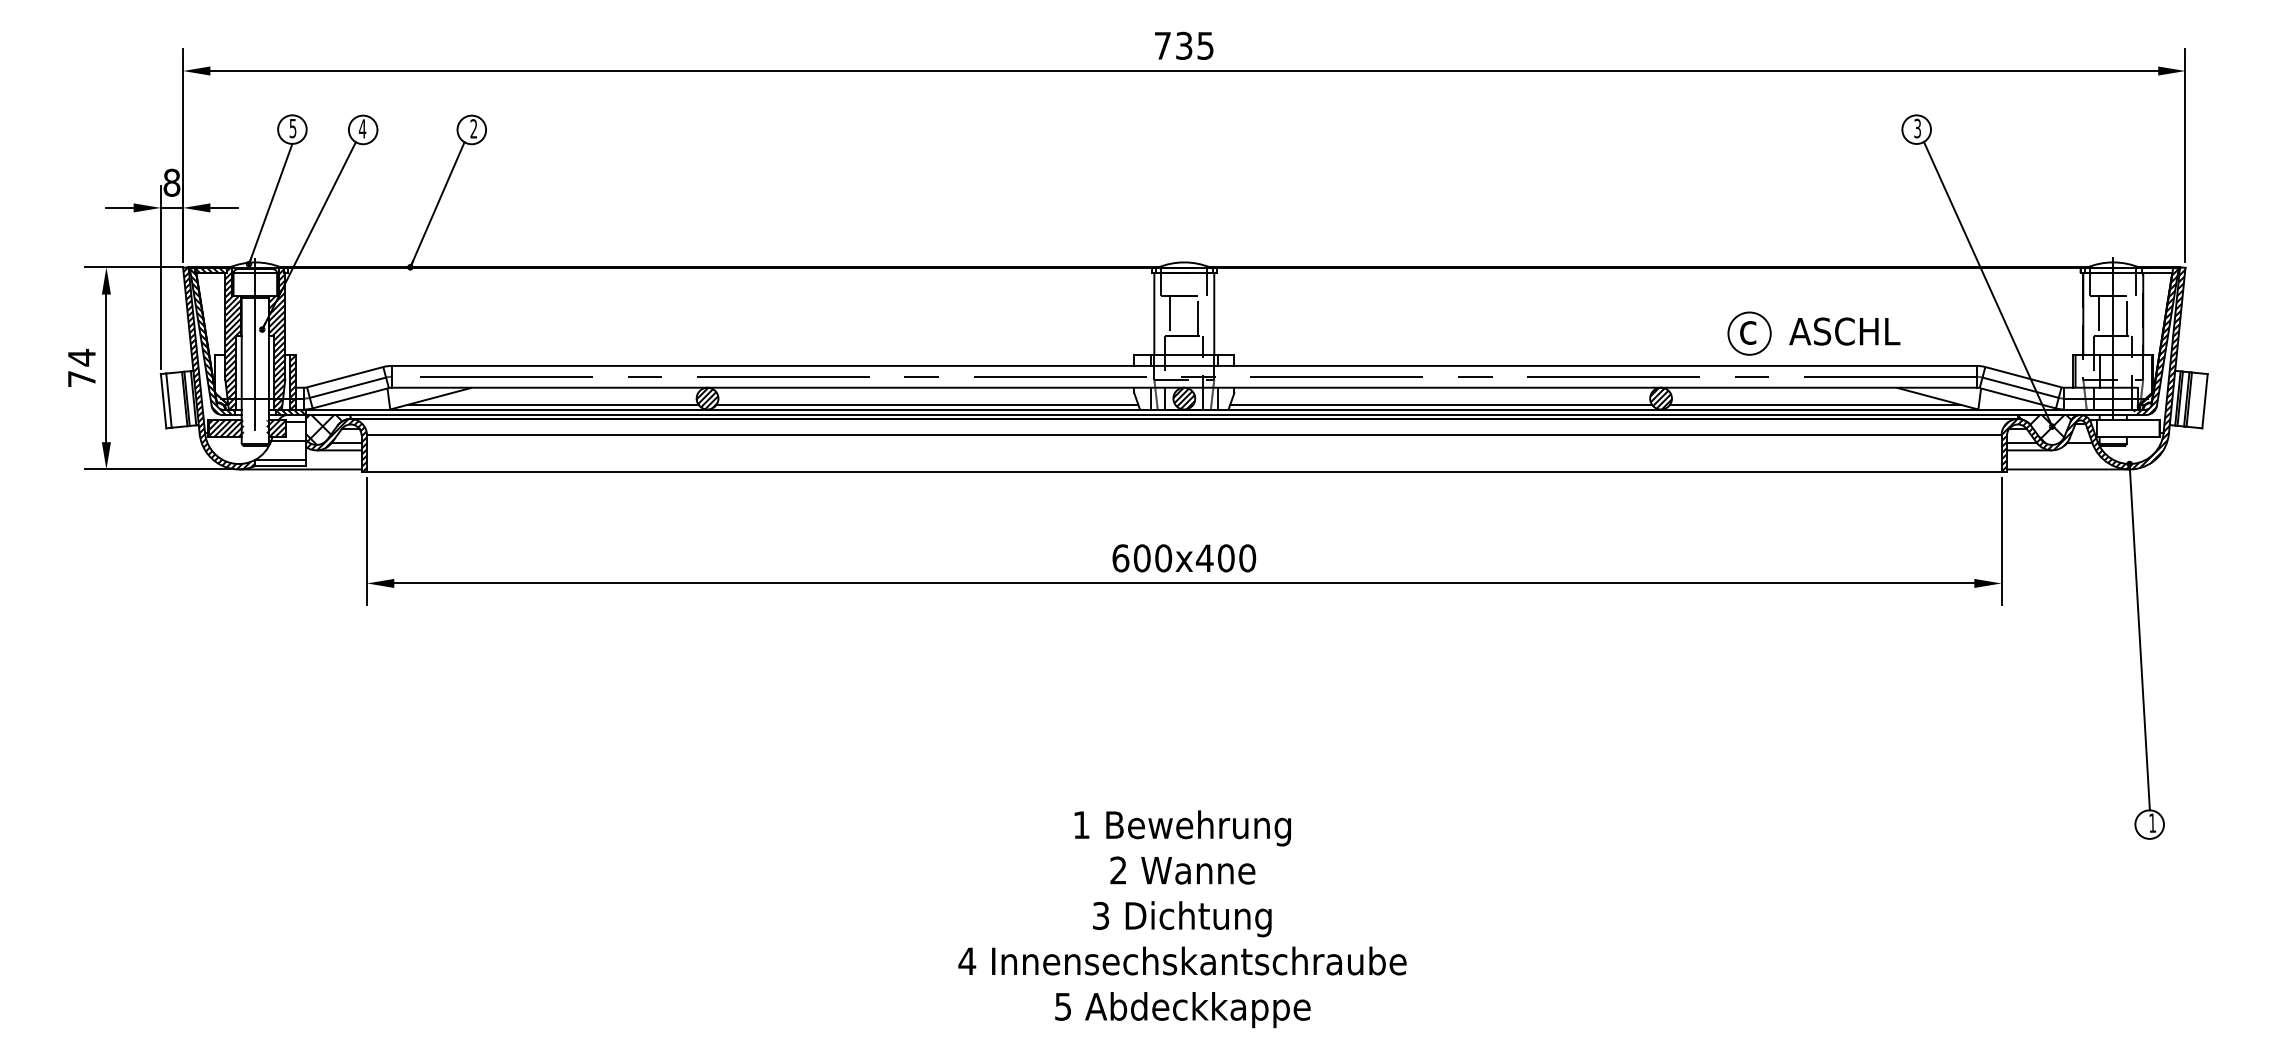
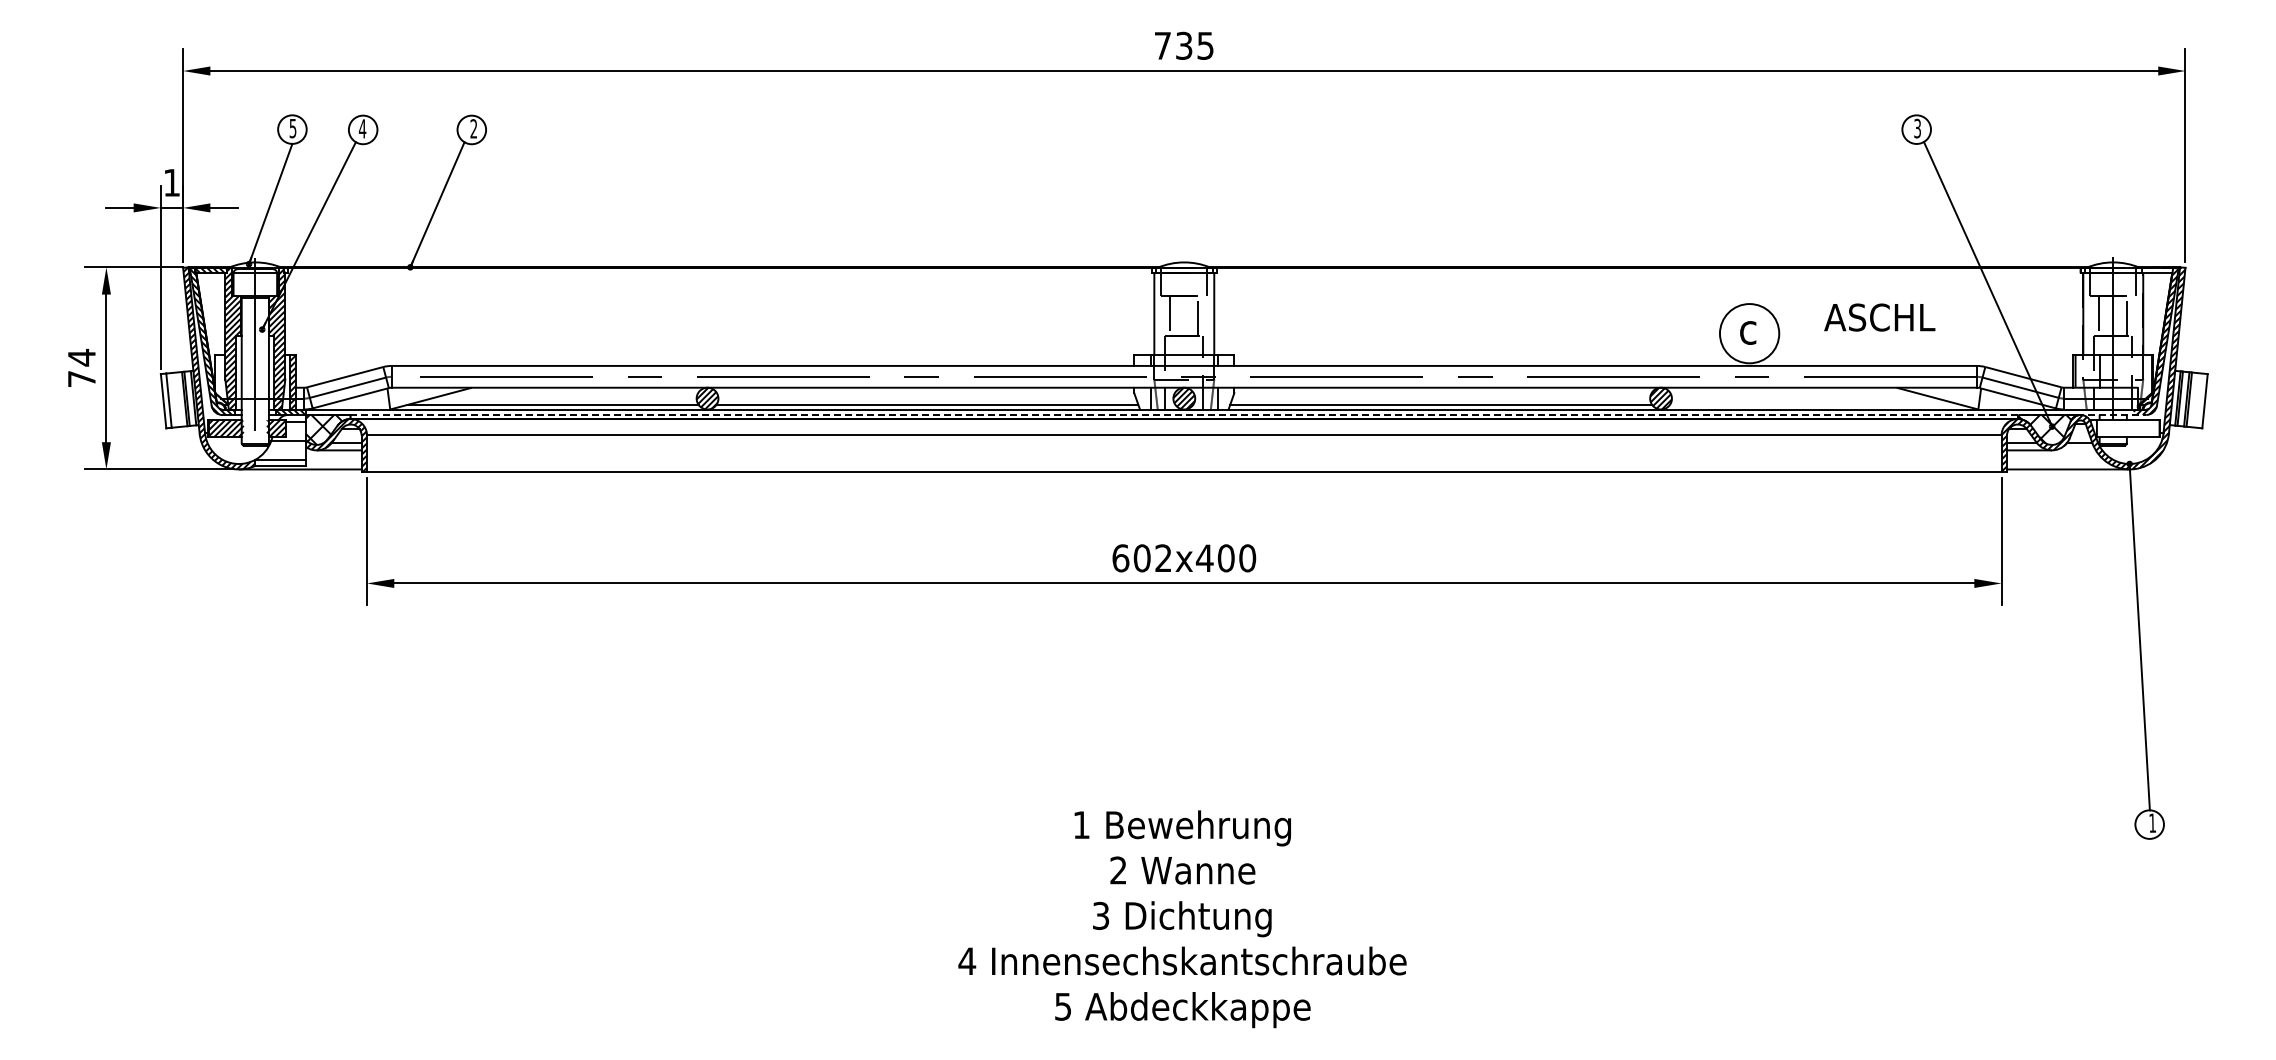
text: 8 -> 1 (171, 182)
text position: (1844, 331) -> (1879, 317) (1879, 317)
circle diameter: 42 px -> 59 px (1749, 333)
line: present -> none (1815, 404)
line: solid -> dashed (1226, 414)
text: 600x400 -> 602x400 (1163, 558)
